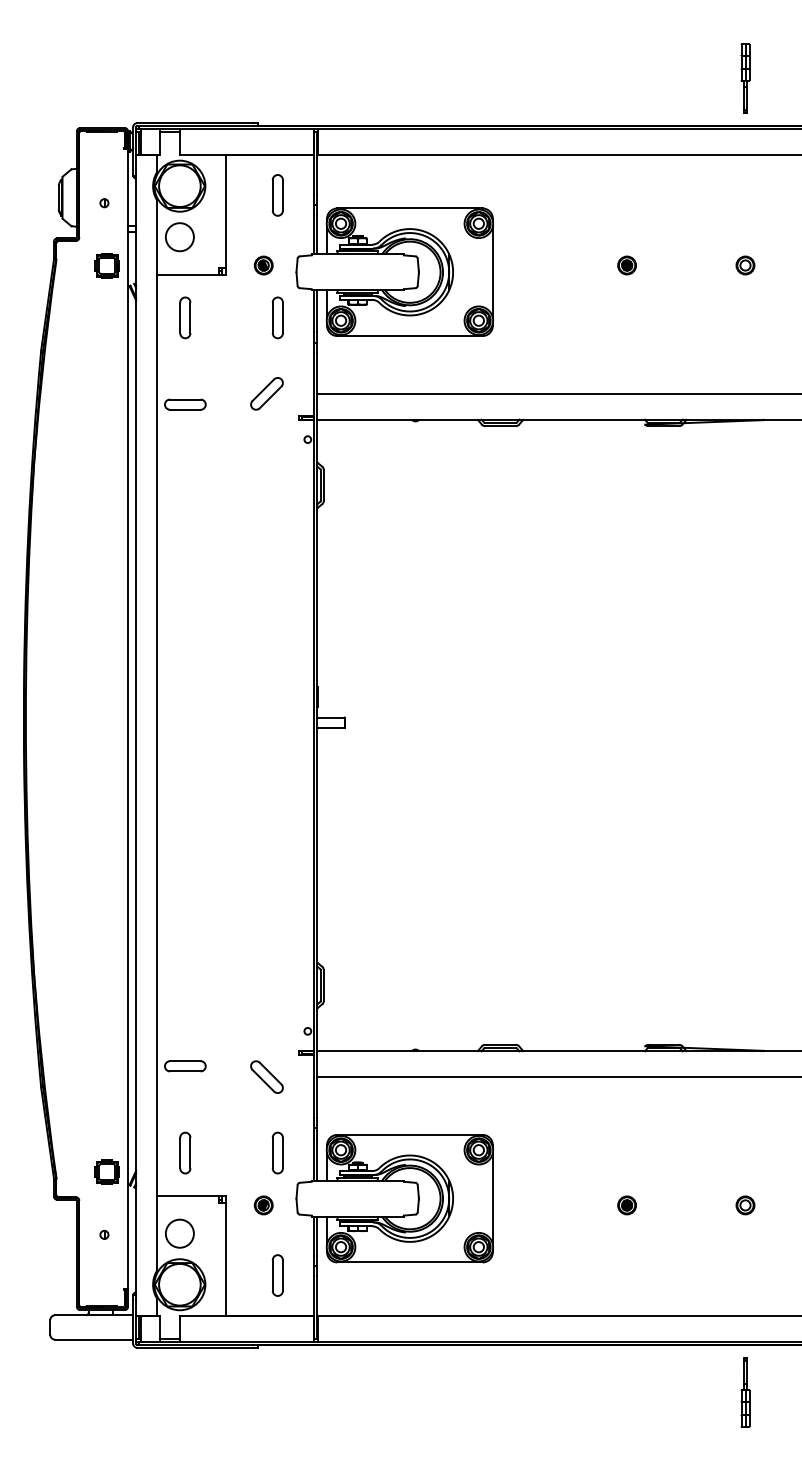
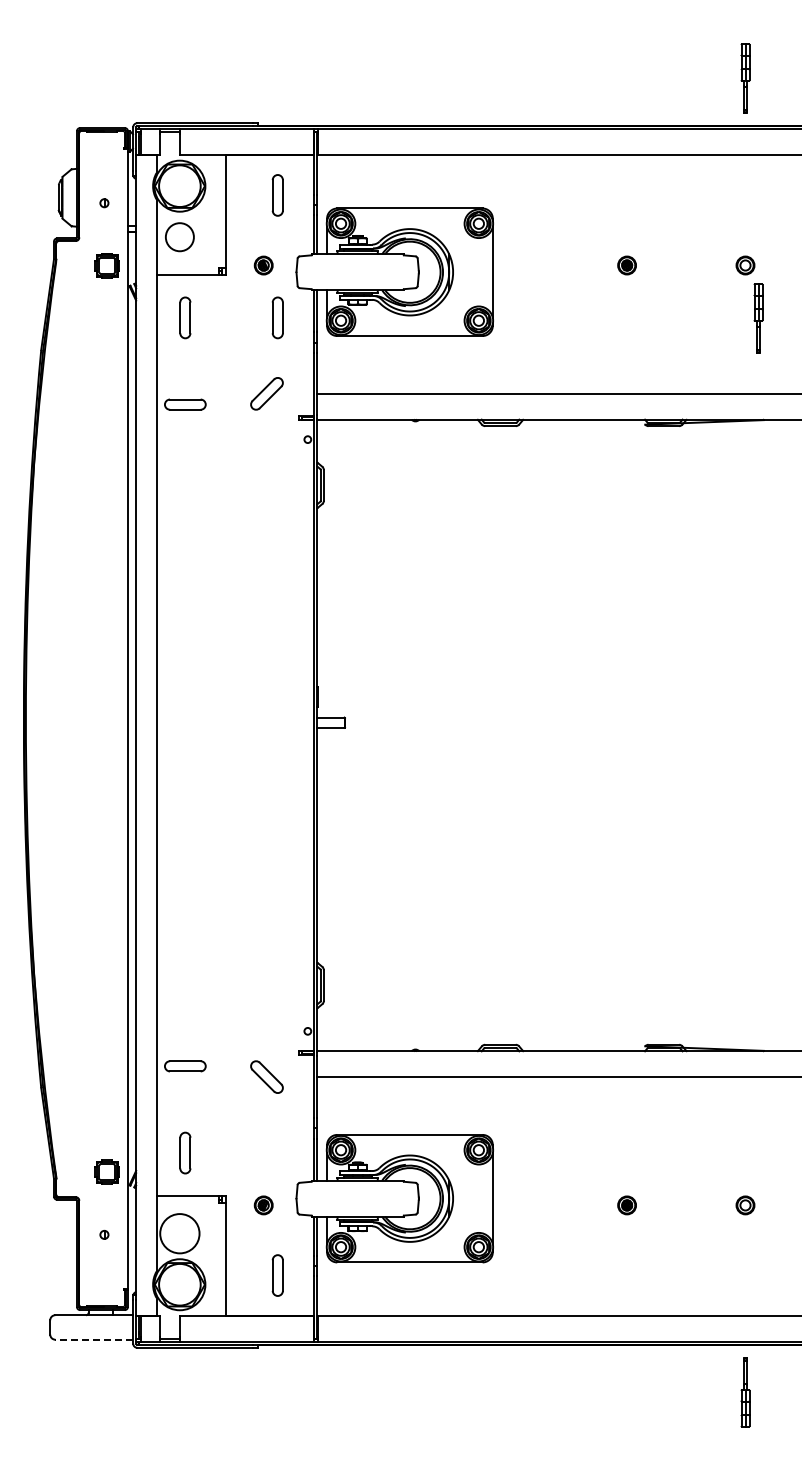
part: none -> present (758, 318)
part: present -> none (277, 1152)
circle diameter: 28 px -> 39 px (179, 1233)
line: solid -> dashed (94, 1339)
